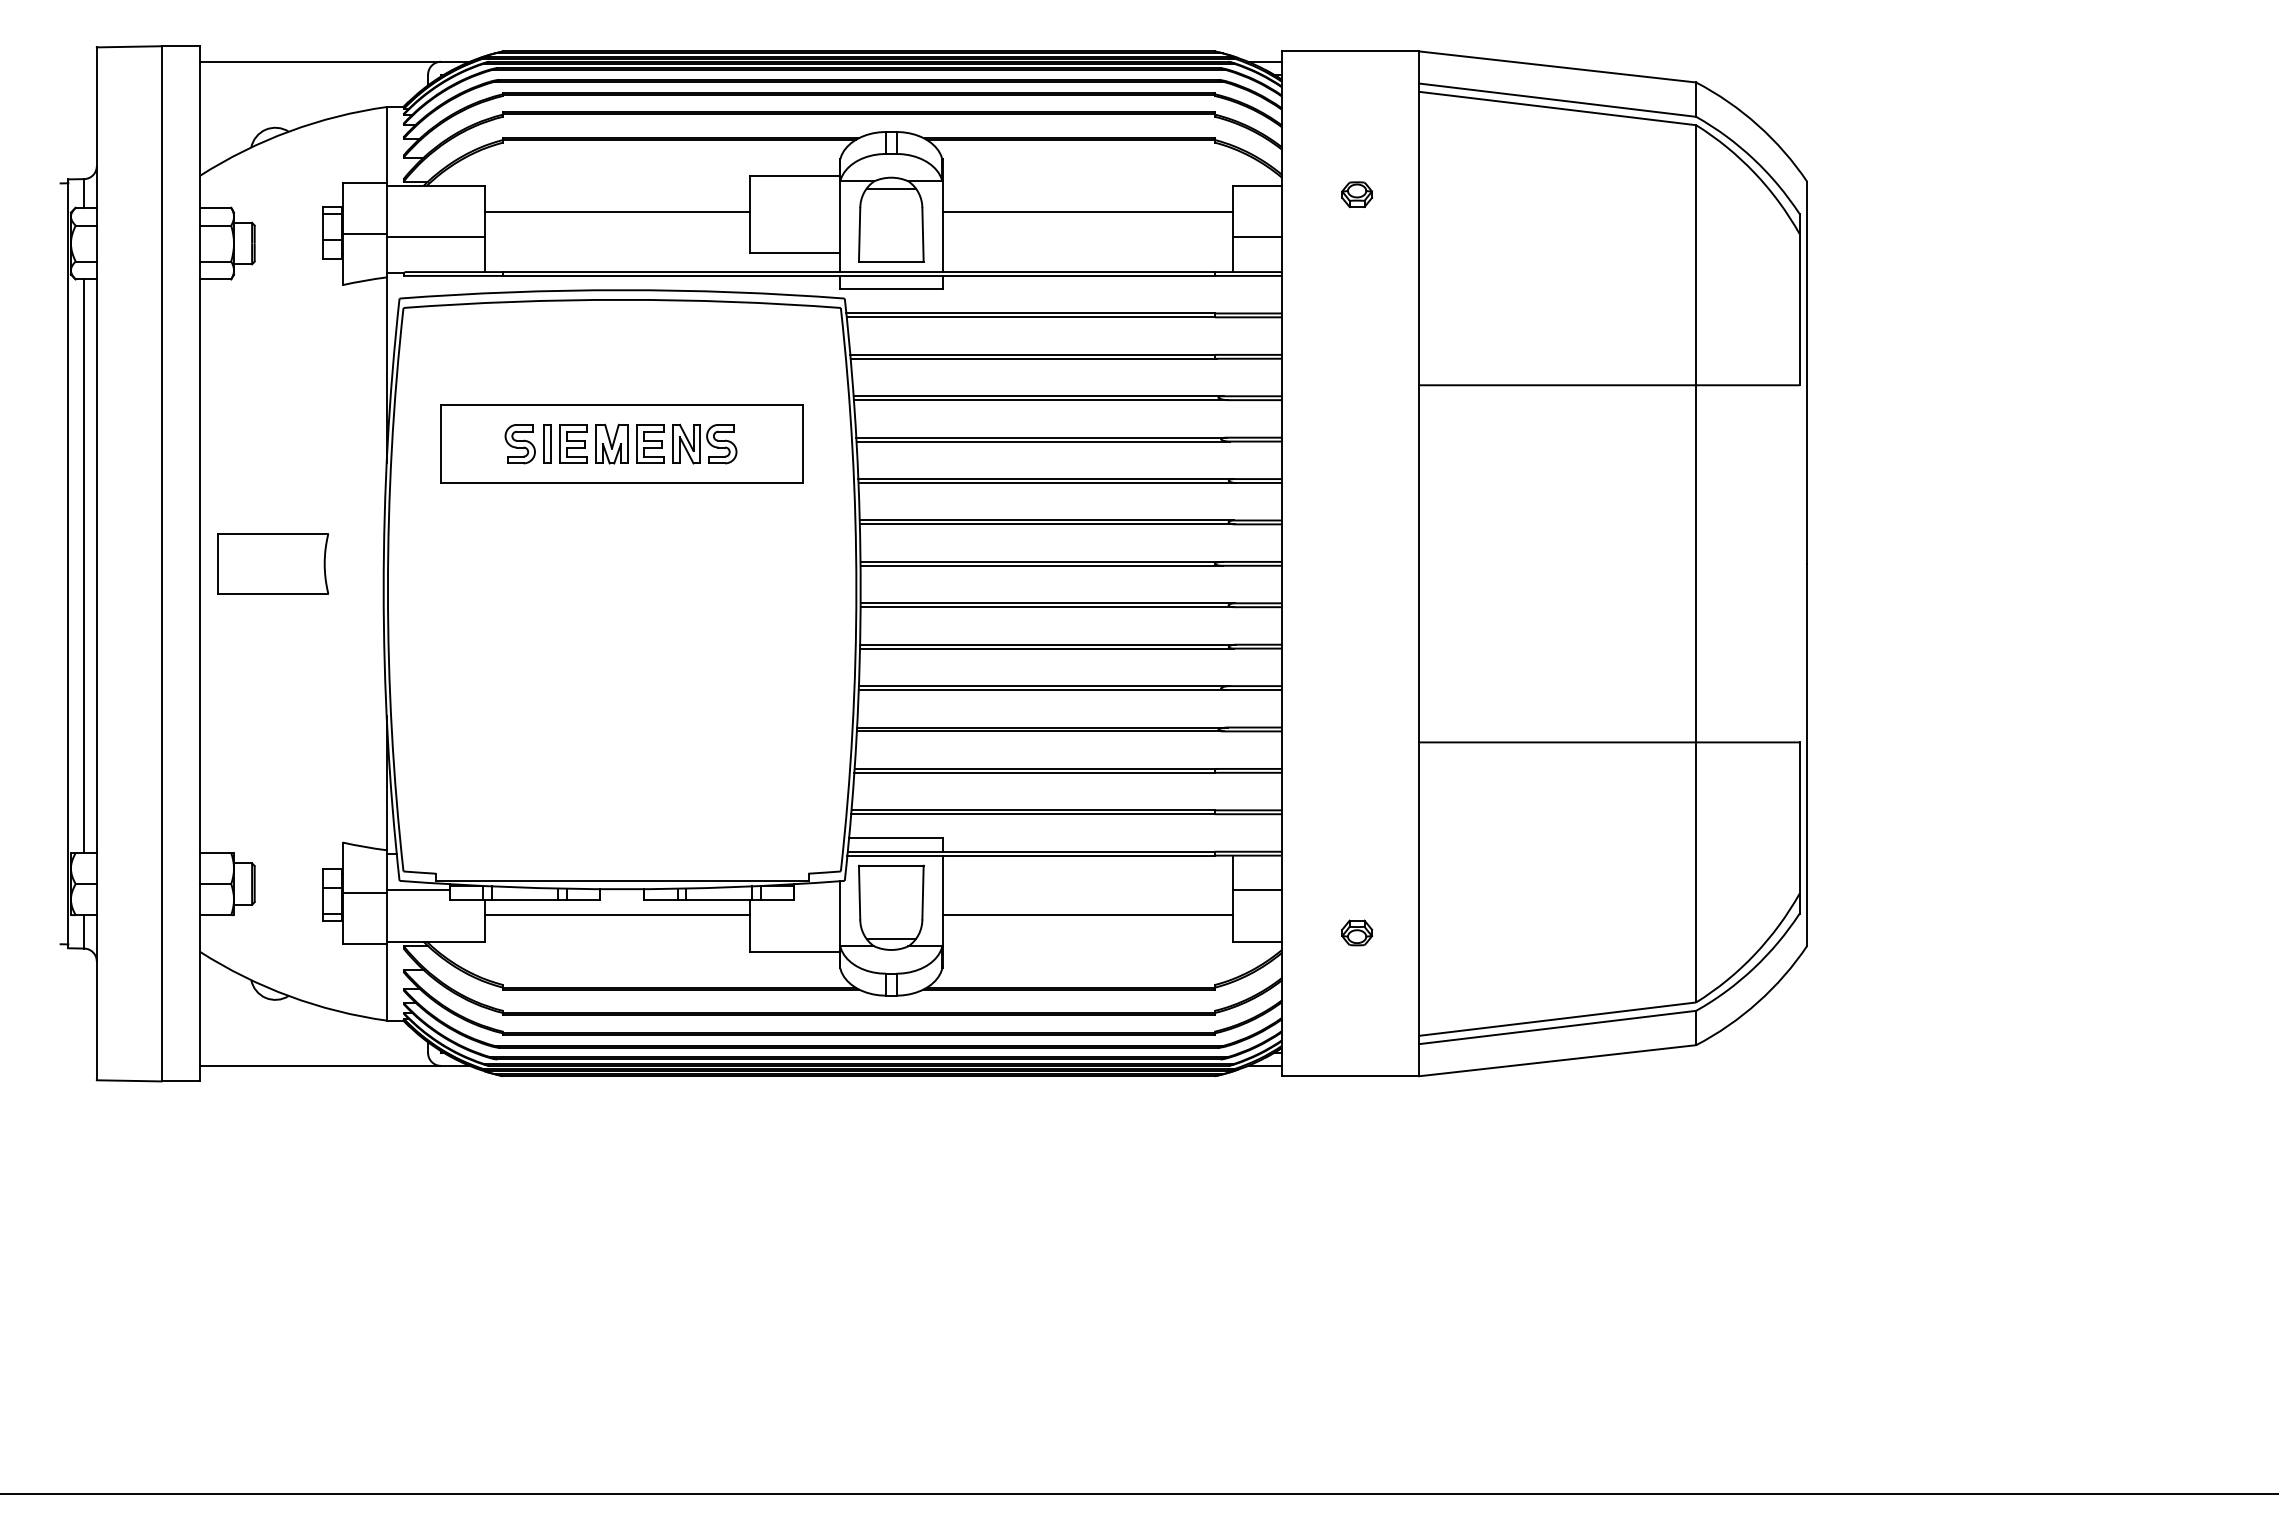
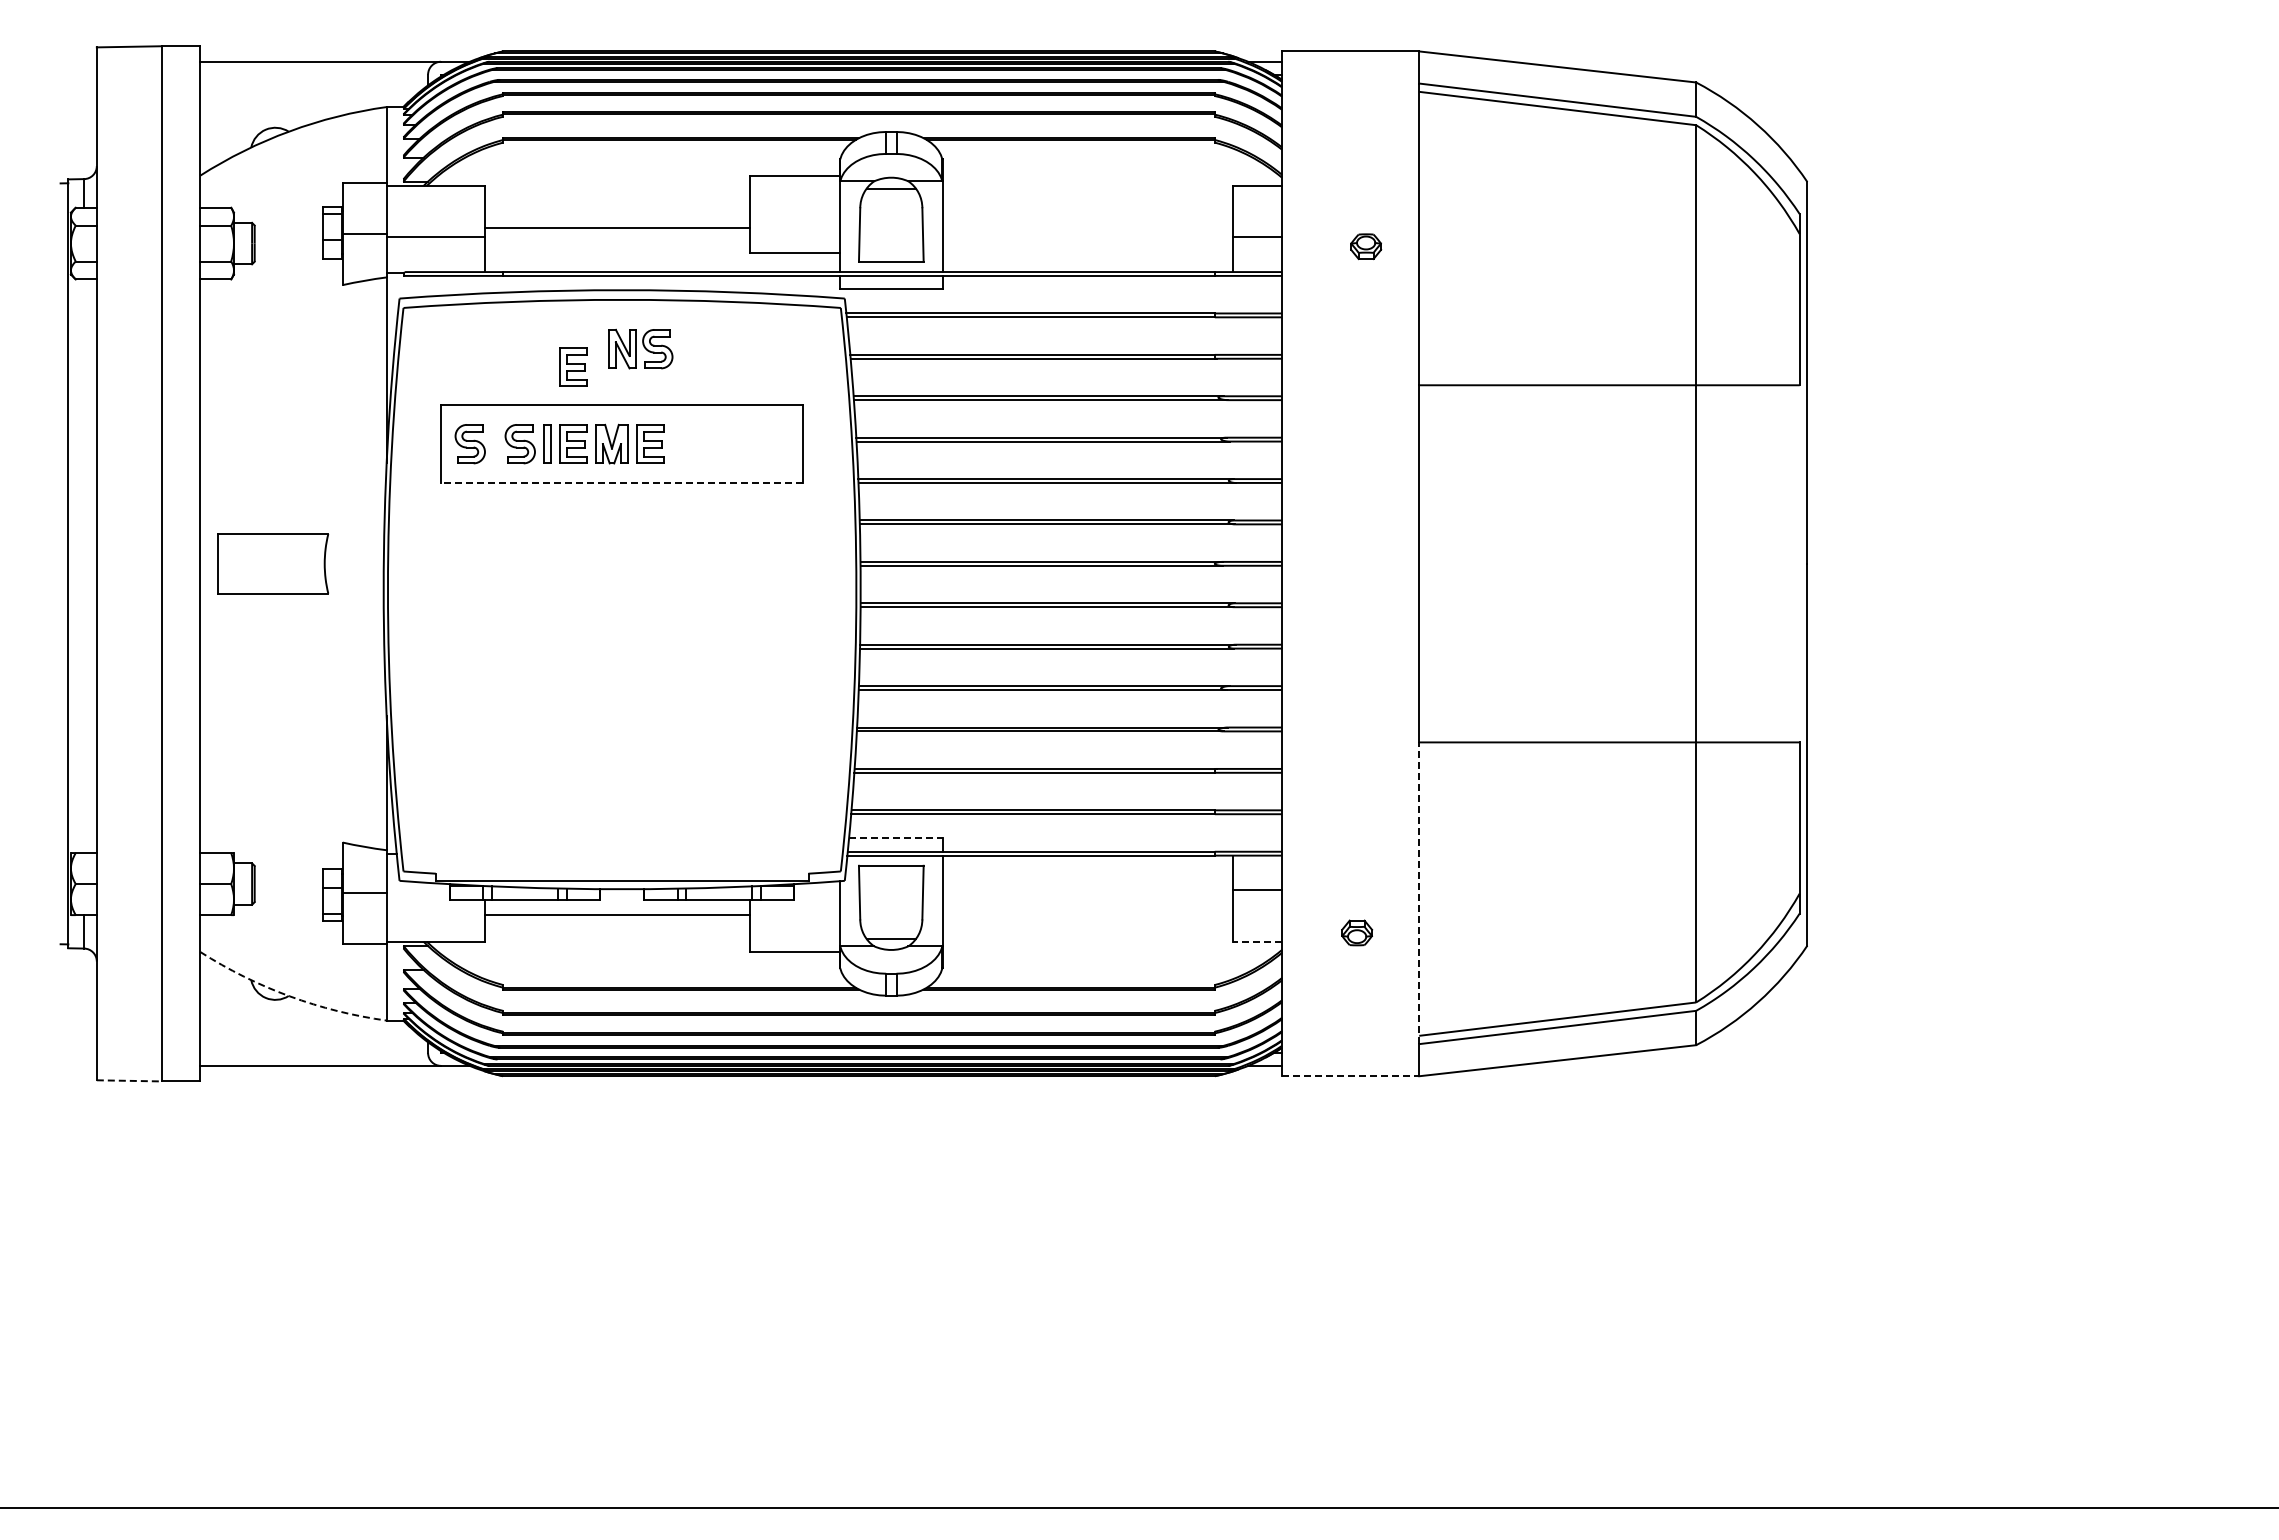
part position: (1357, 194) -> (1366, 246) (1366, 246)
line position: (617, 212) -> (617, 228) (617, 228)
line: present -> none (1087, 212)
part: none -> present (573, 366)
part position: (704, 443) -> (640, 348) (640, 348)
part: none -> present (469, 444)
line: solid -> dashed (621, 482)
line: present -> none (84, 566)
line: solid -> dashed (896, 838)
line: present -> none (418, 890)
line: solid -> dashed (1419, 893)
line: present -> none (1087, 915)
line: solid -> dashed (1257, 941)
arc: solid -> dashed (289, 996)
line: solid -> dashed (1350, 1076)
line: solid -> dashed (129, 1080)
line position: (1138, 1493) -> (1138, 1507) (1138, 1507)
